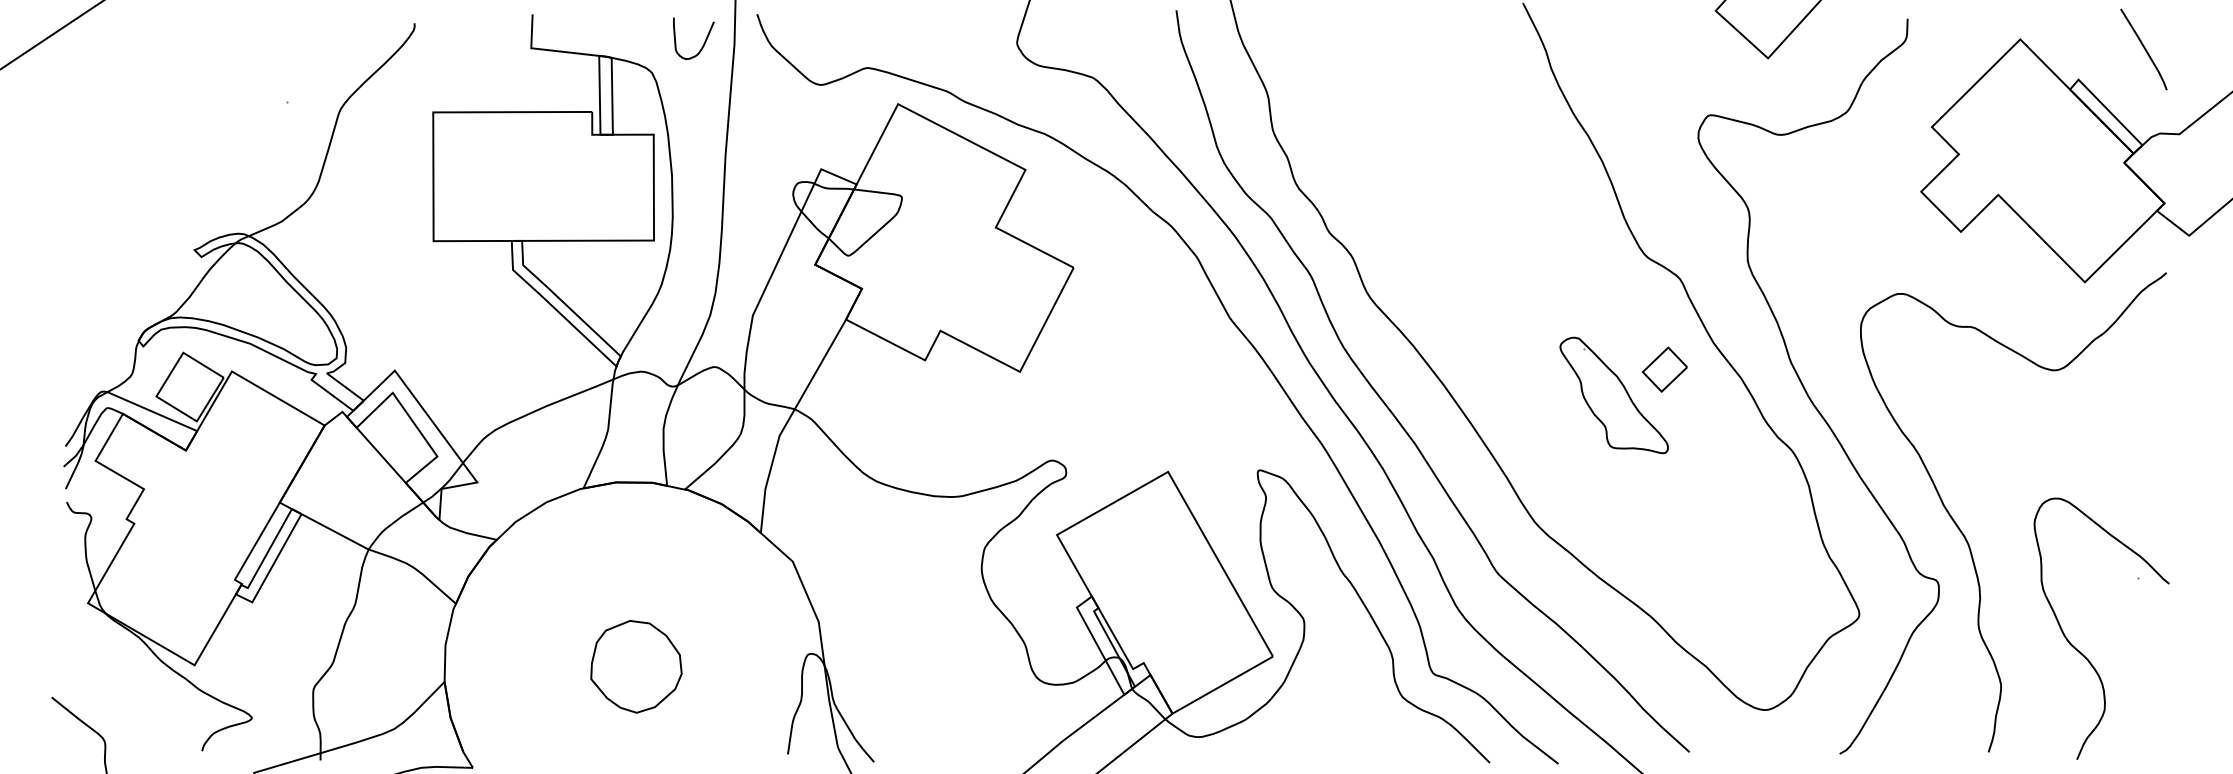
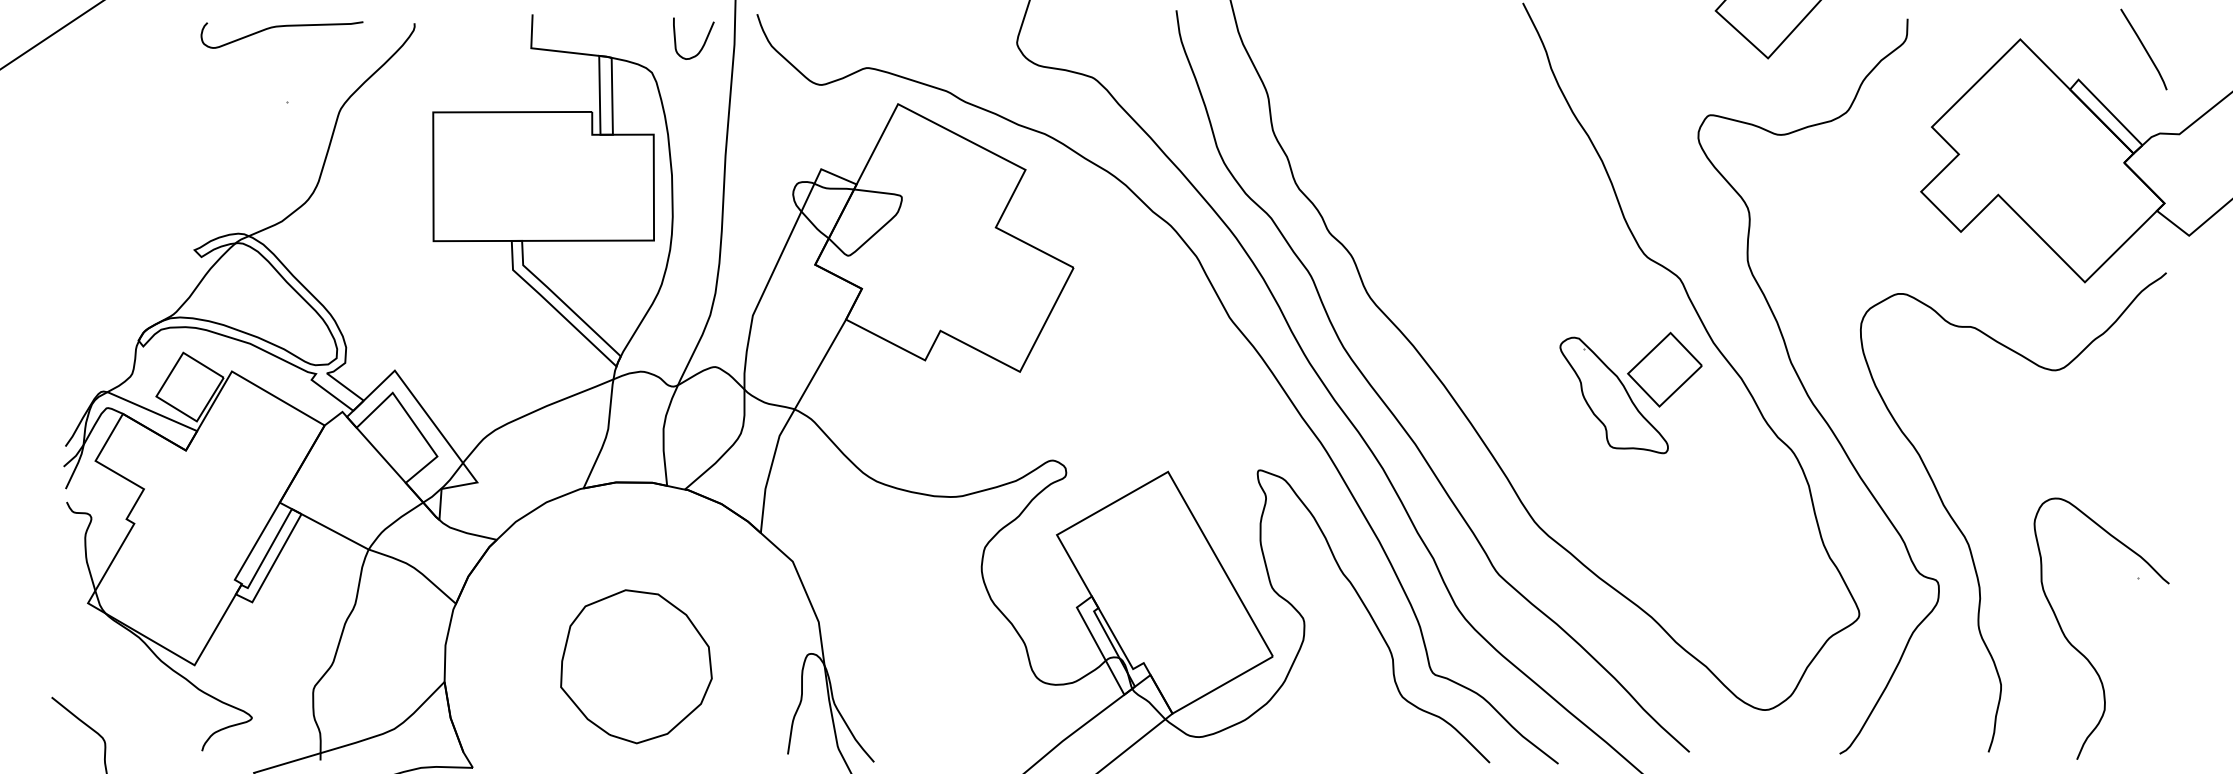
curve: none -> present (281, 27)
part size: 47x47 px -> 76x77 px (1664, 369)
part size: 93x94 px -> 153x156 px (636, 666)
